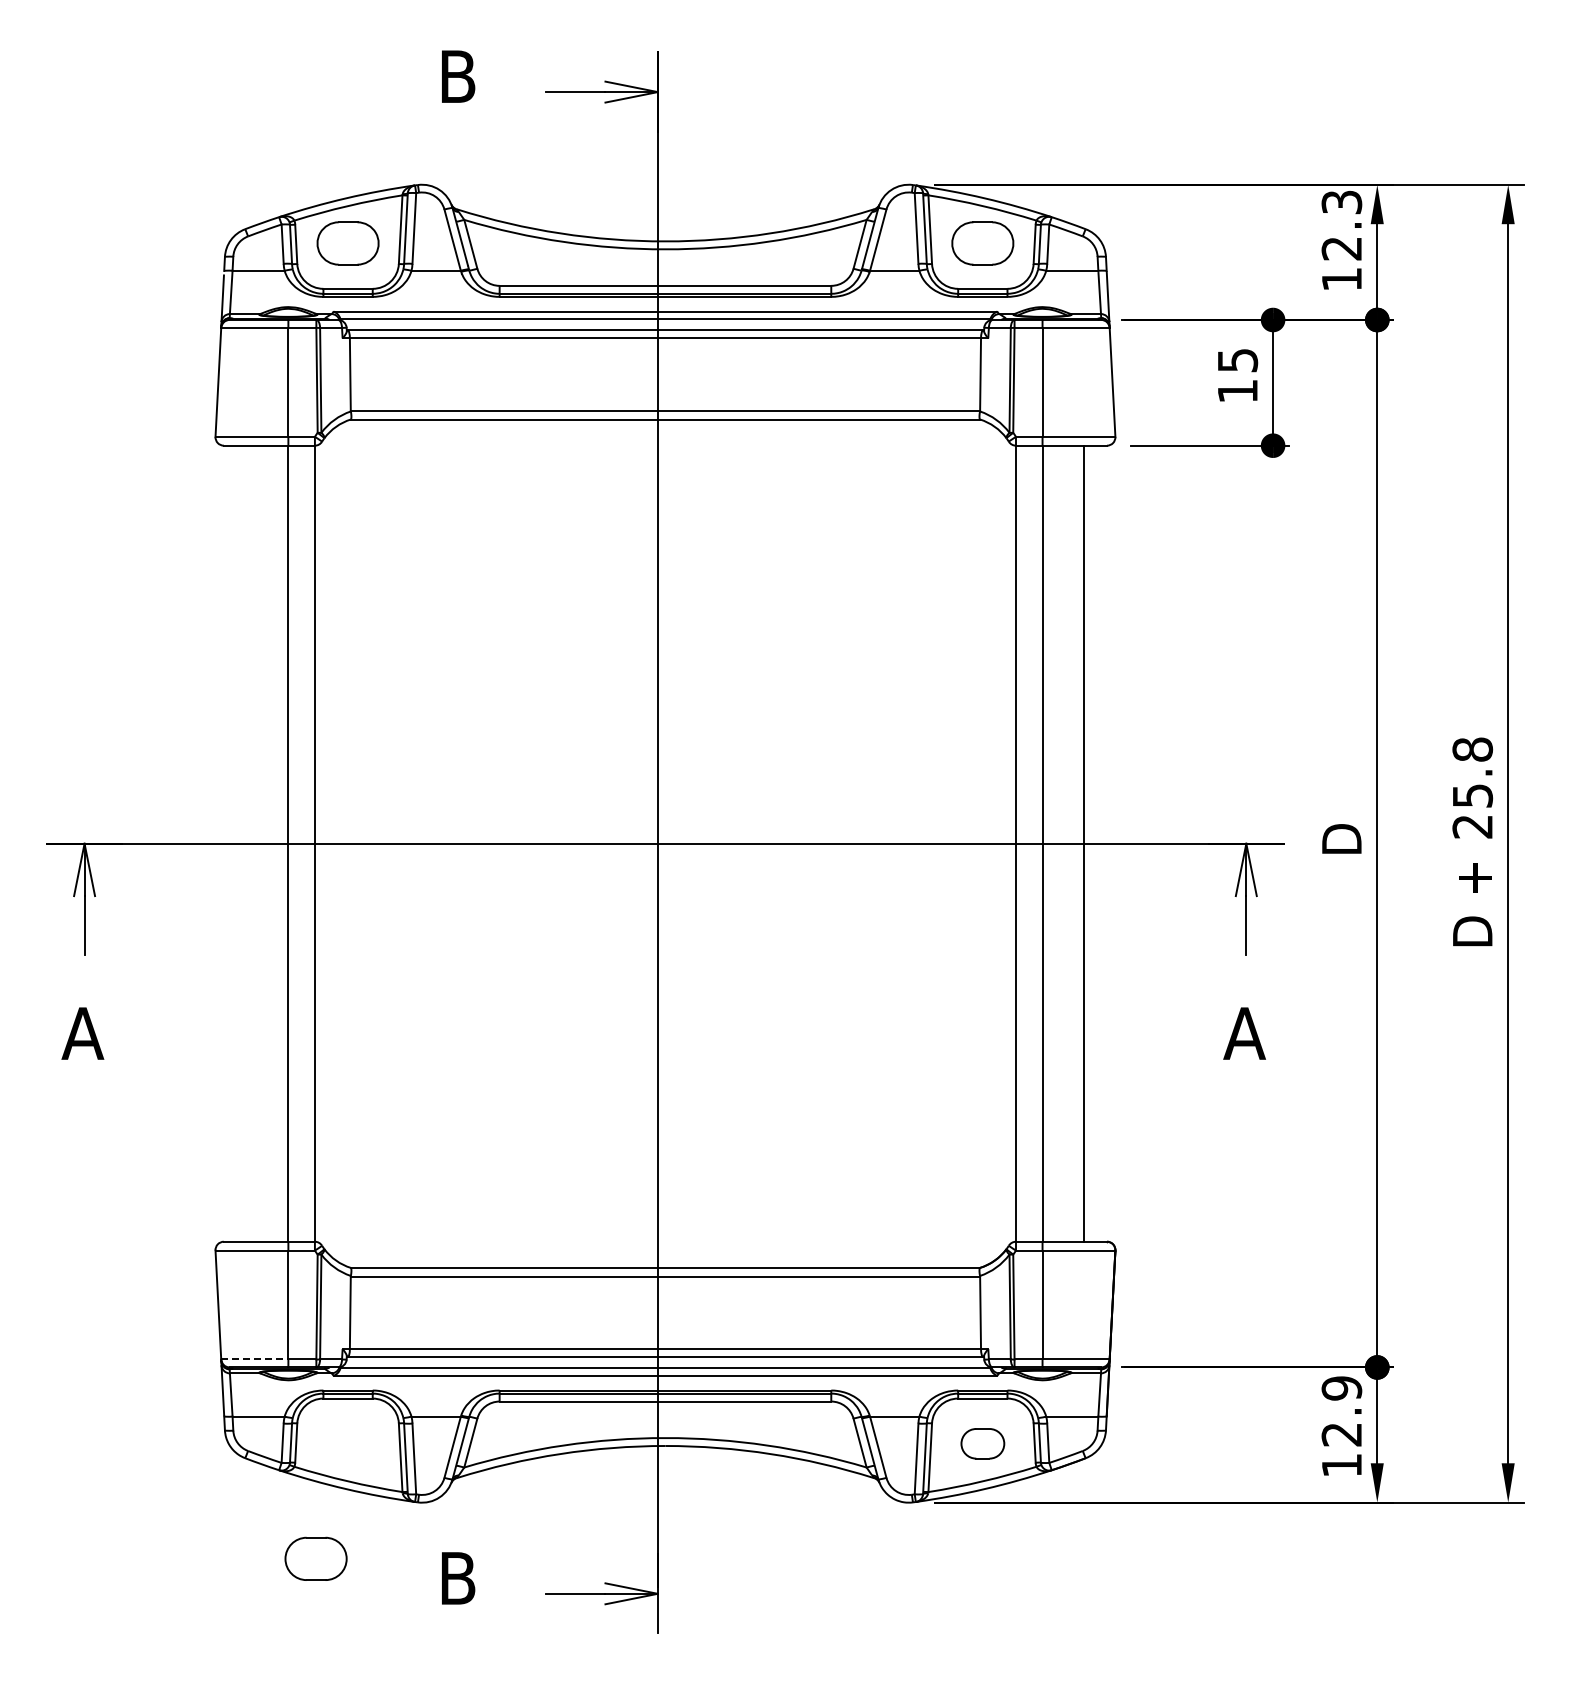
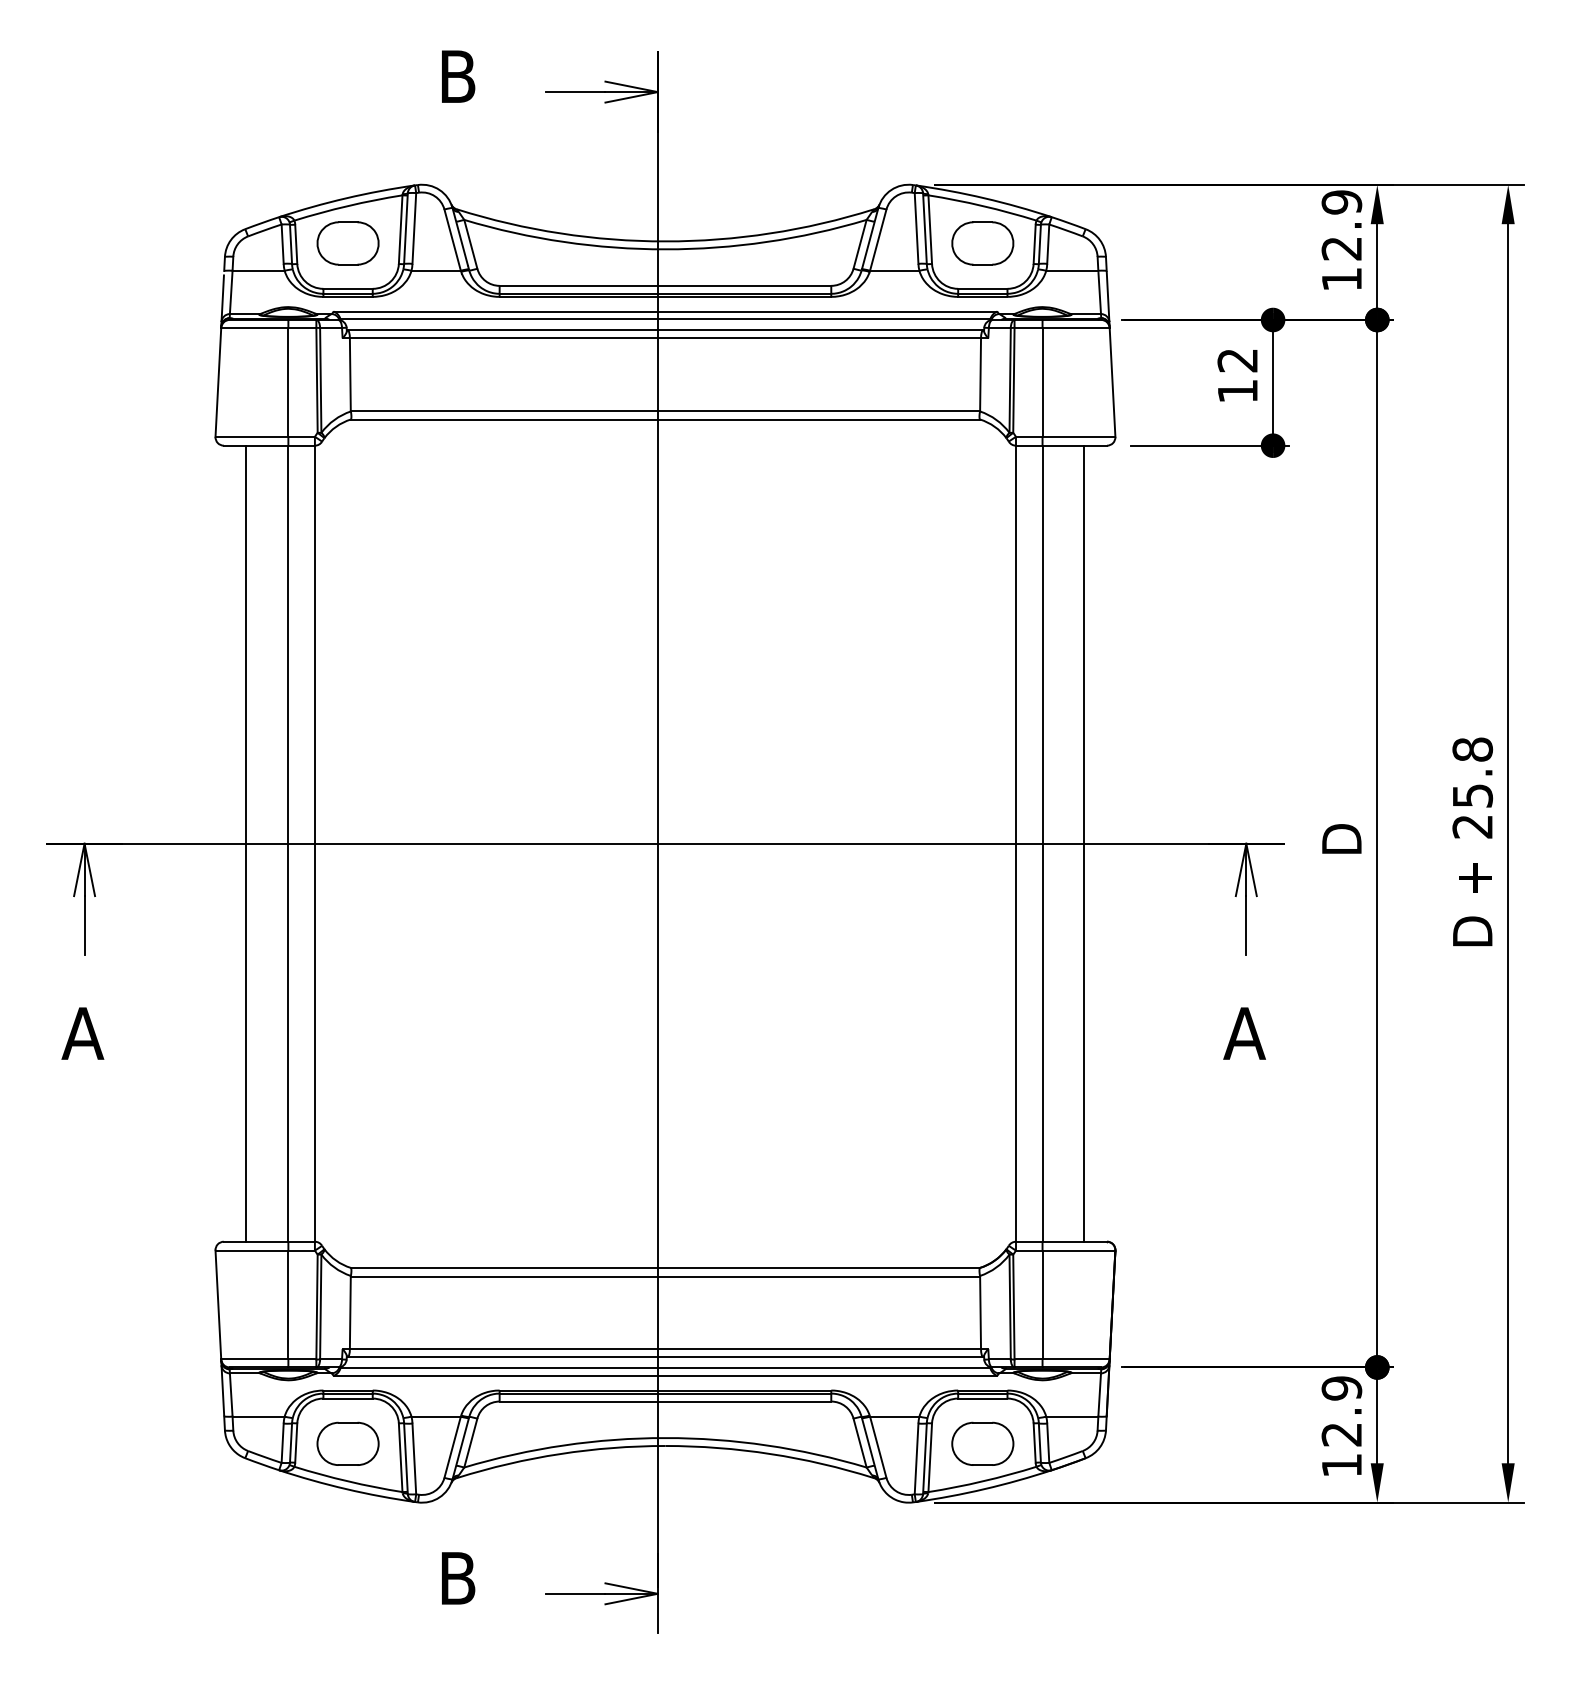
text: 12.3 -> 12.9 (1341, 202)
text: 15 -> 12 (1237, 360)
line: none -> present (246, 843)
line: dashed -> solid (254, 1359)
part size: 46x32 px -> 64x45 px (982, 1443)
part position: (315, 1558) -> (347, 1443) (347, 1443)
